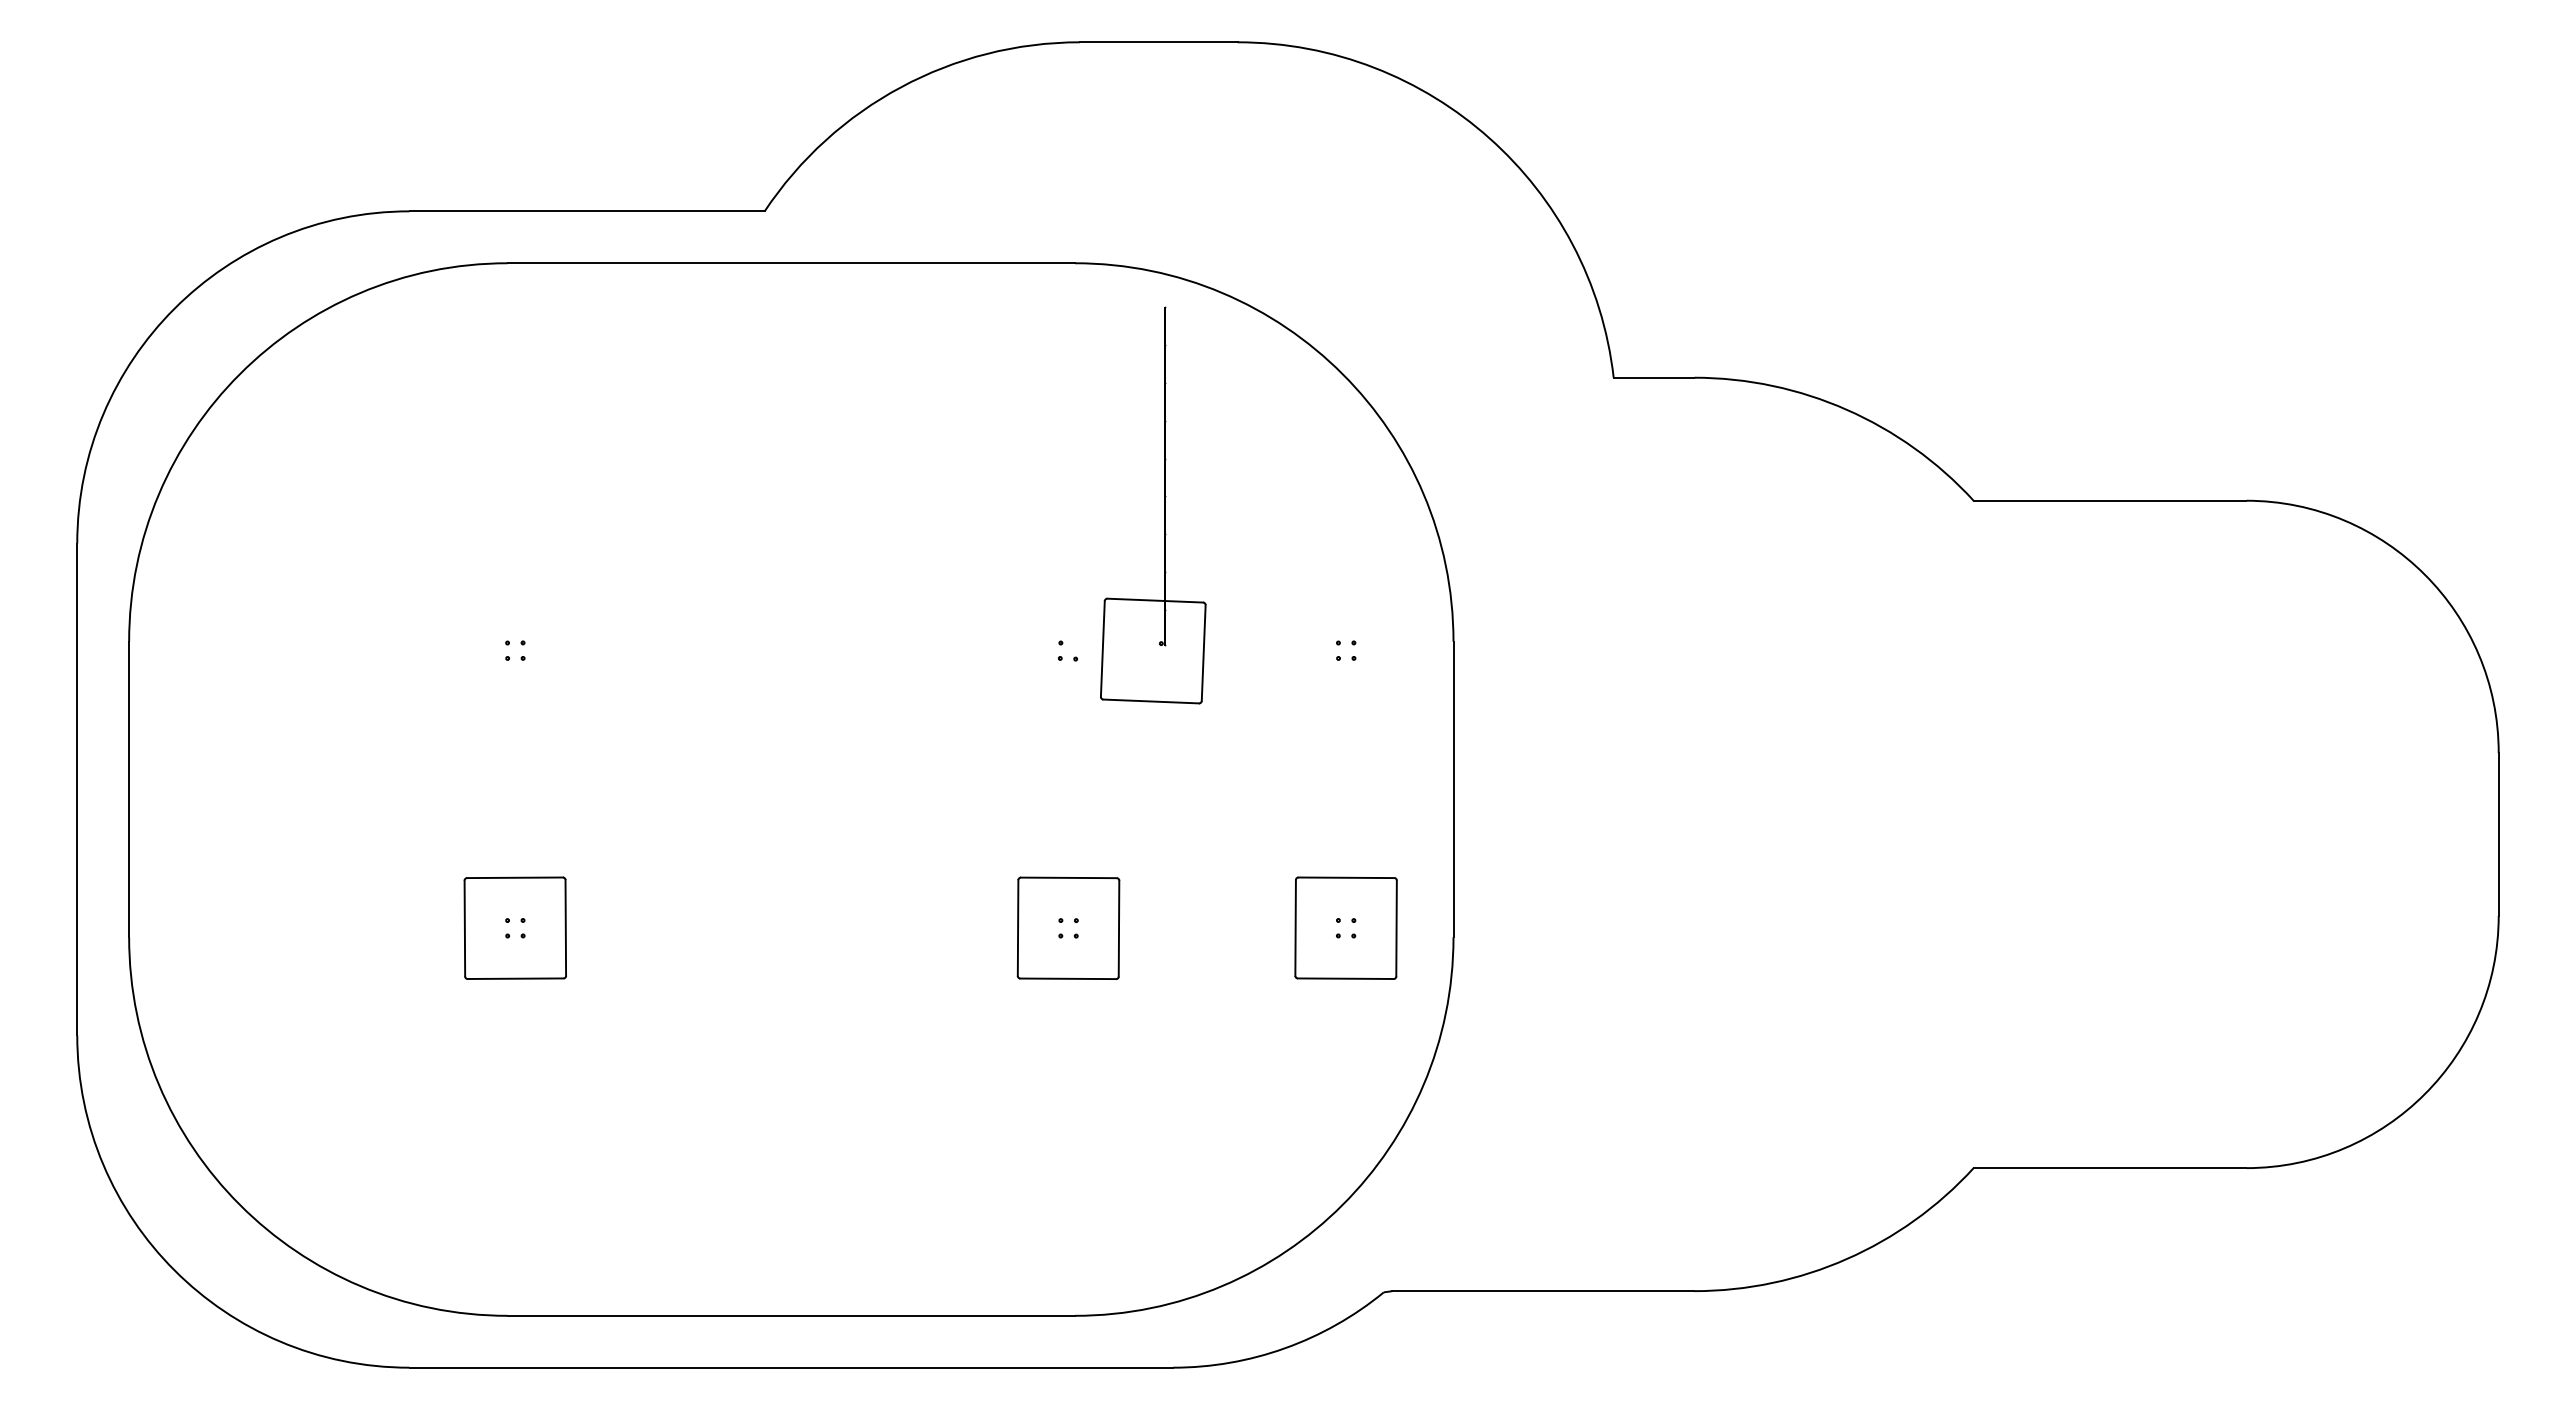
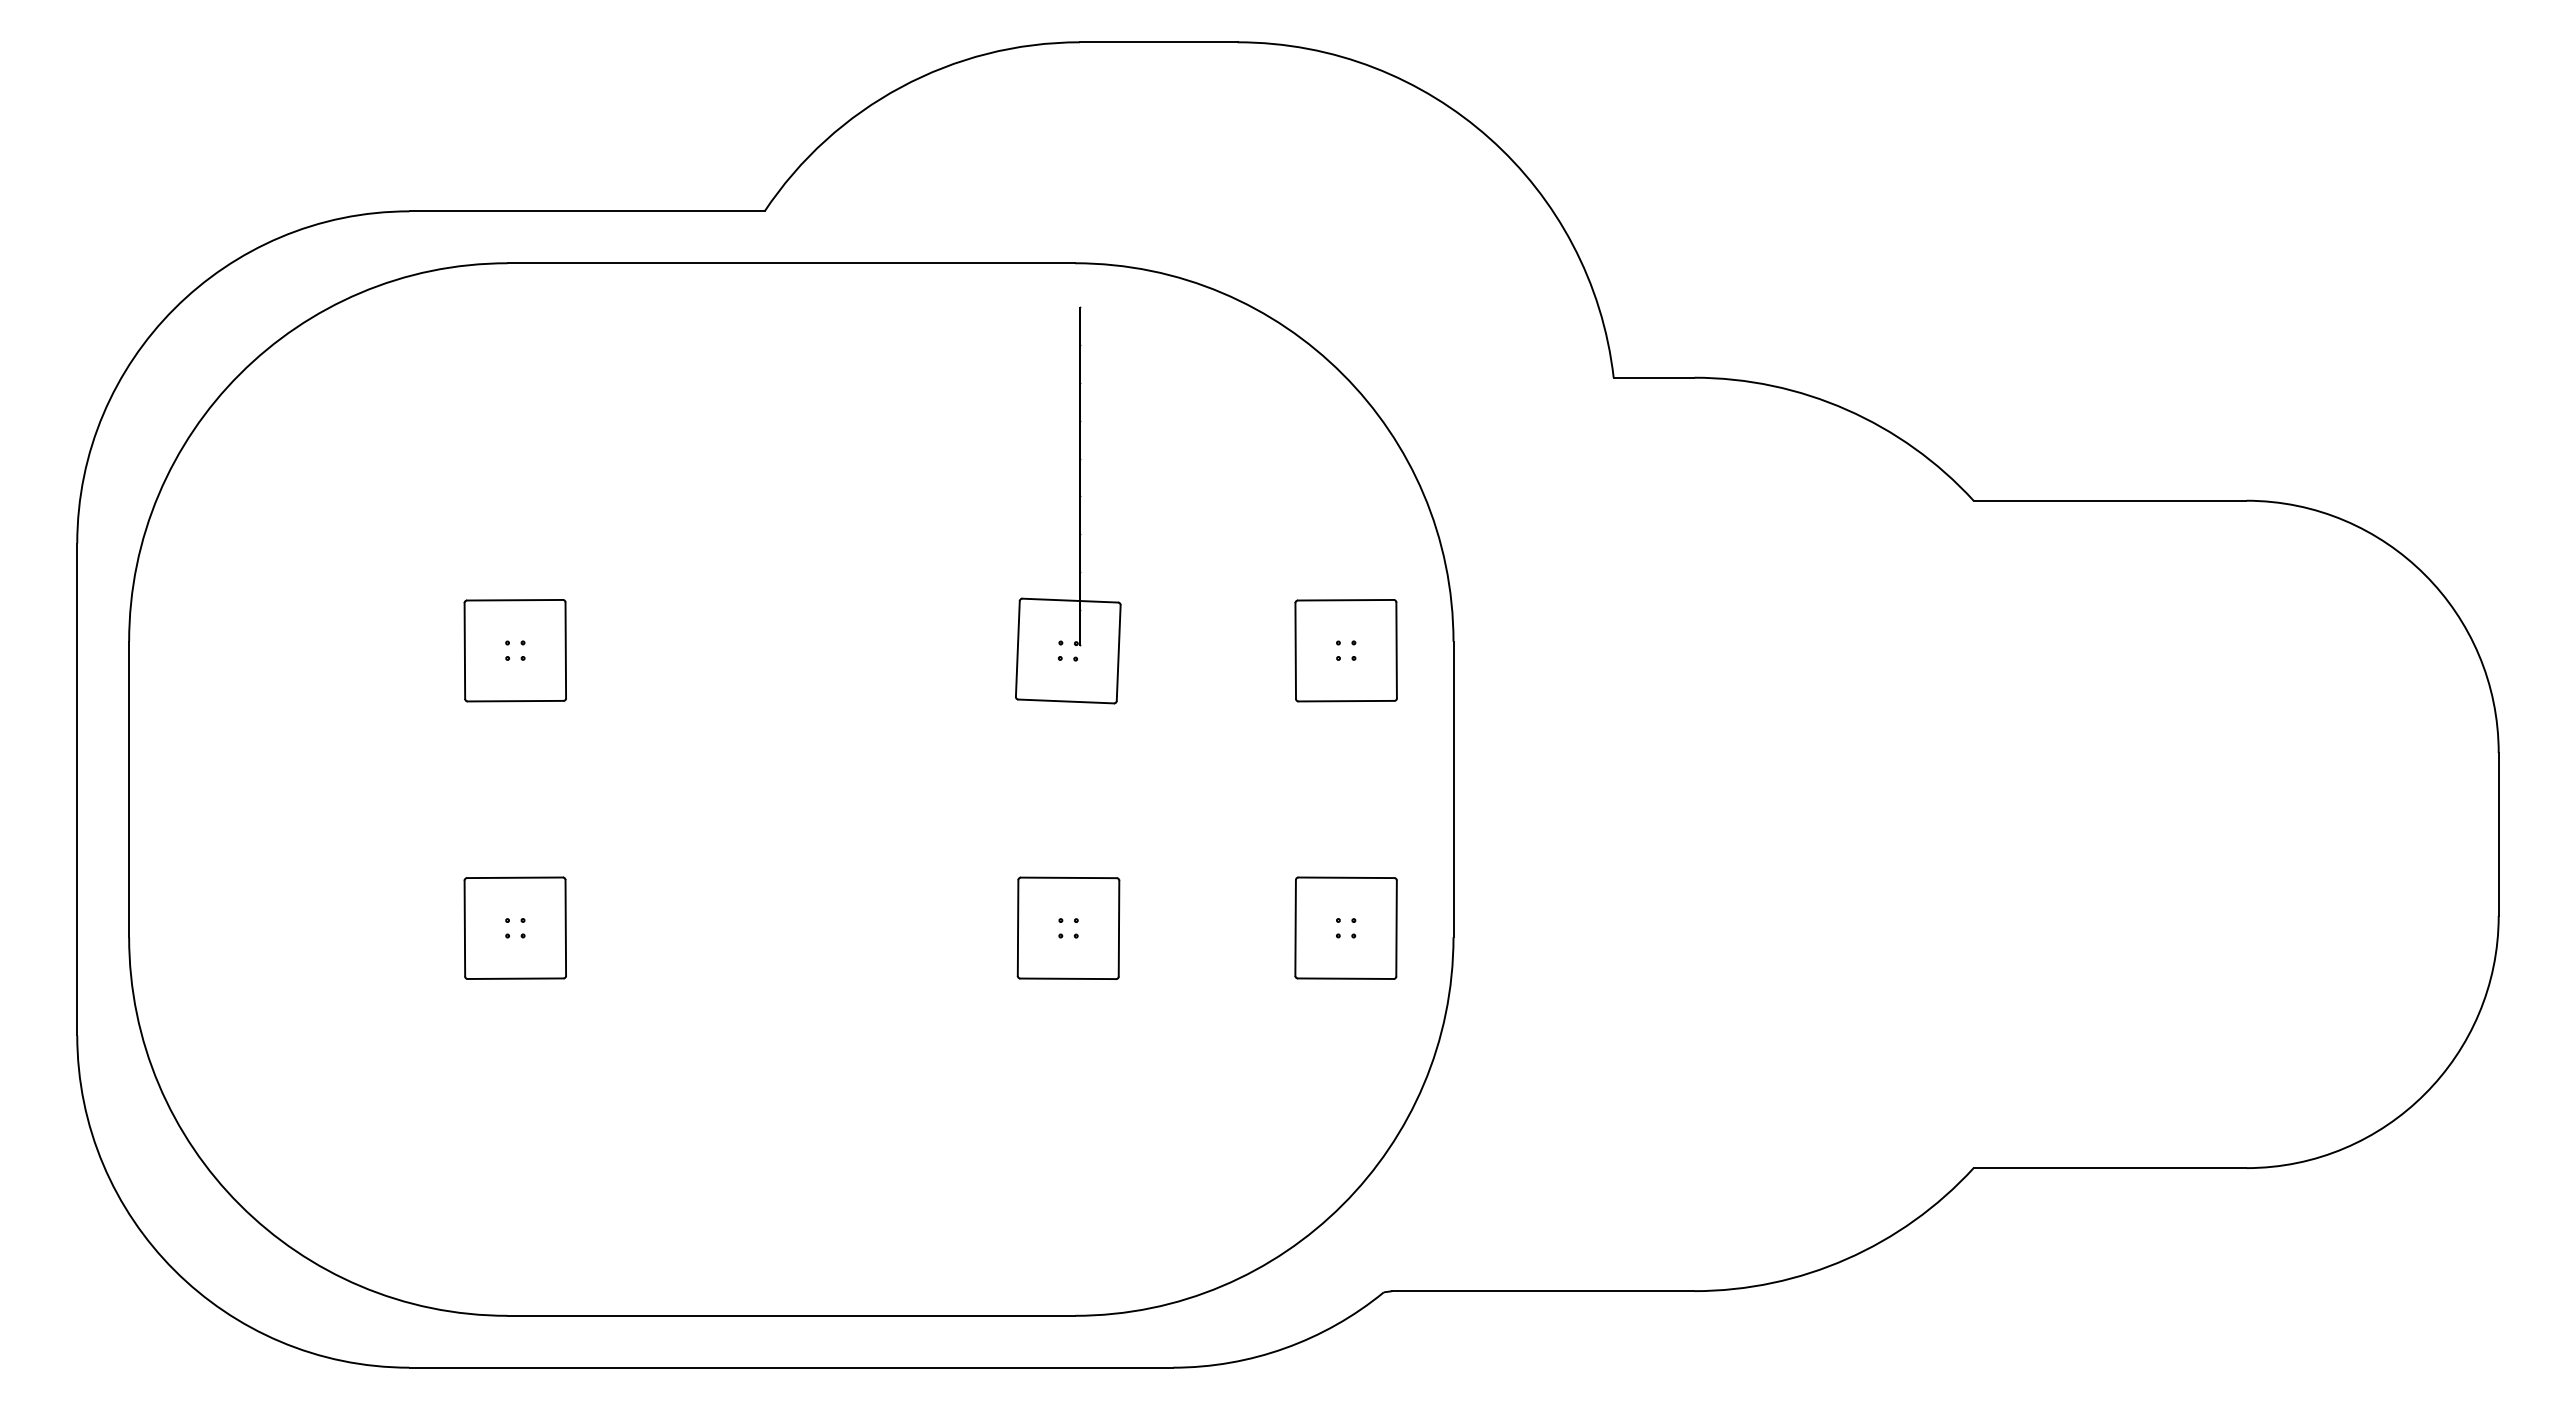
part position: (1164, 505) -> (1079, 505) (1079, 505)
part: none -> present (514, 650)
part: none -> present (1345, 650)
